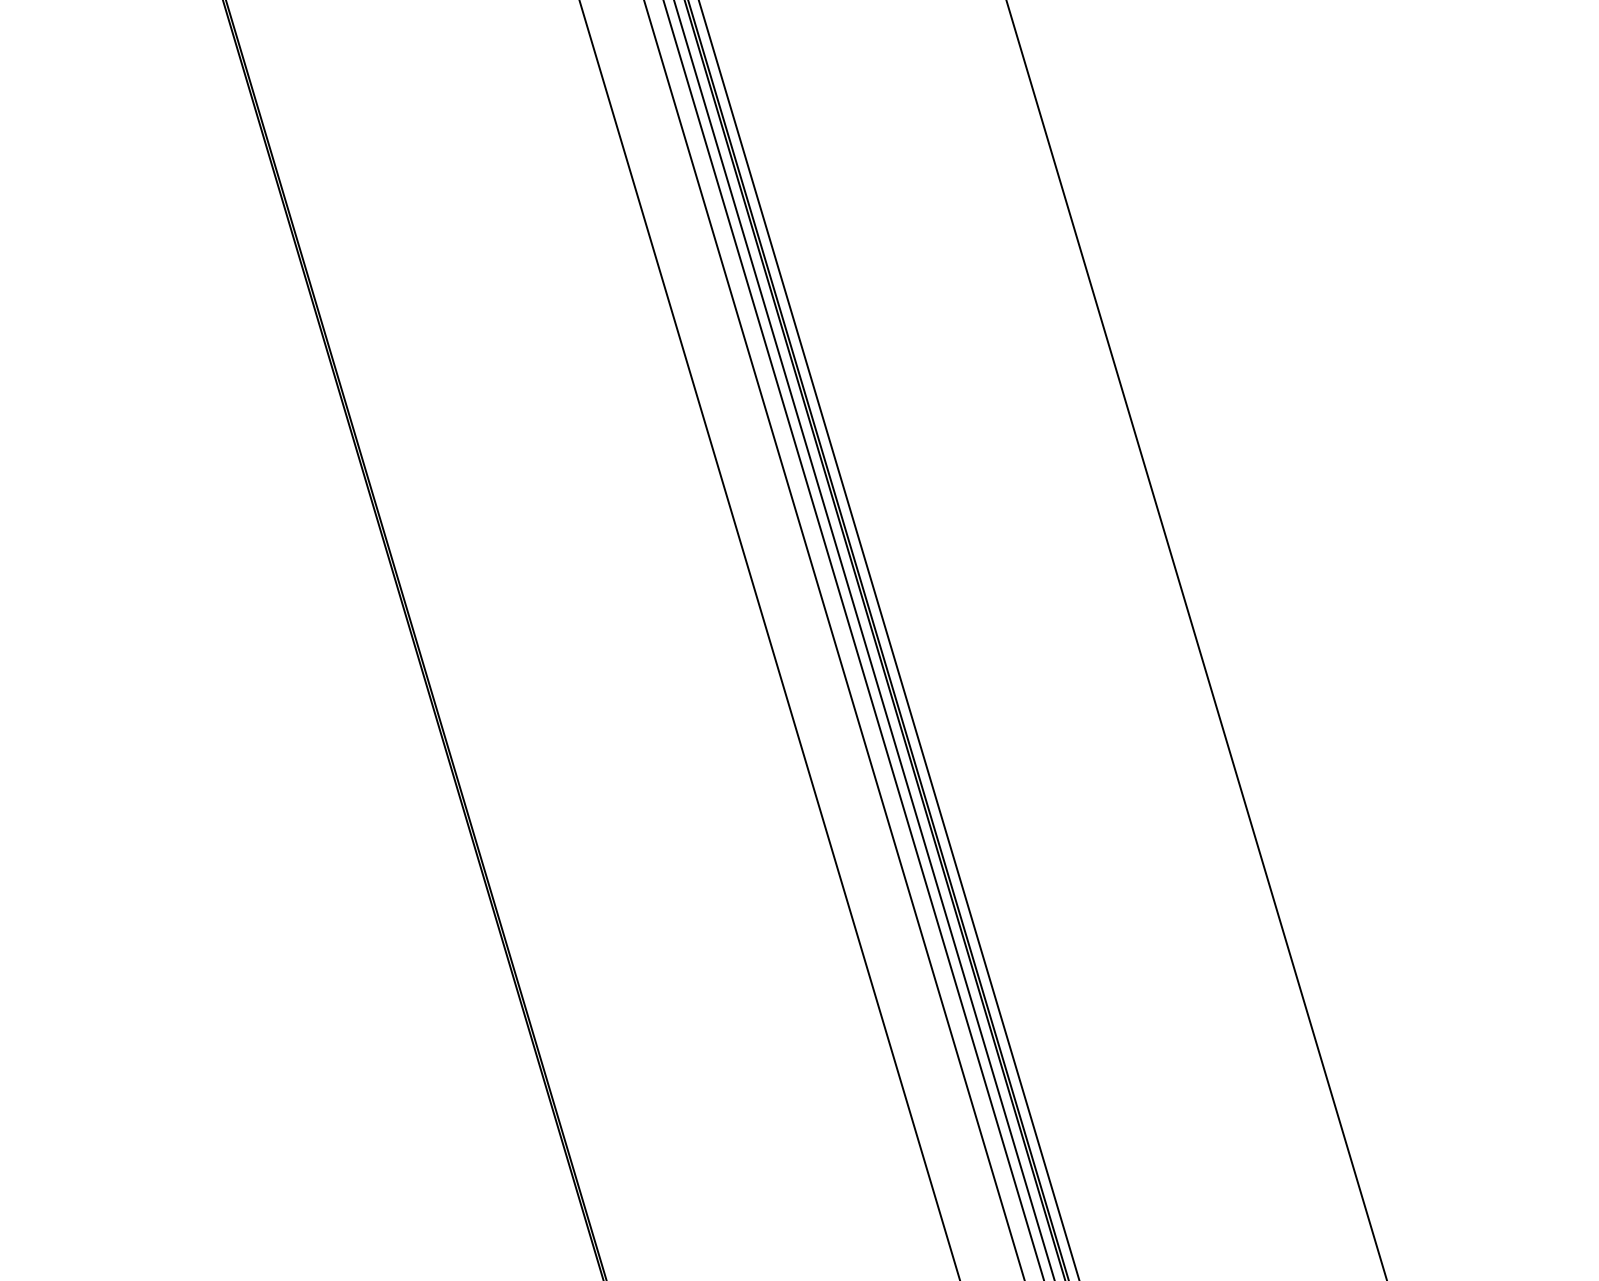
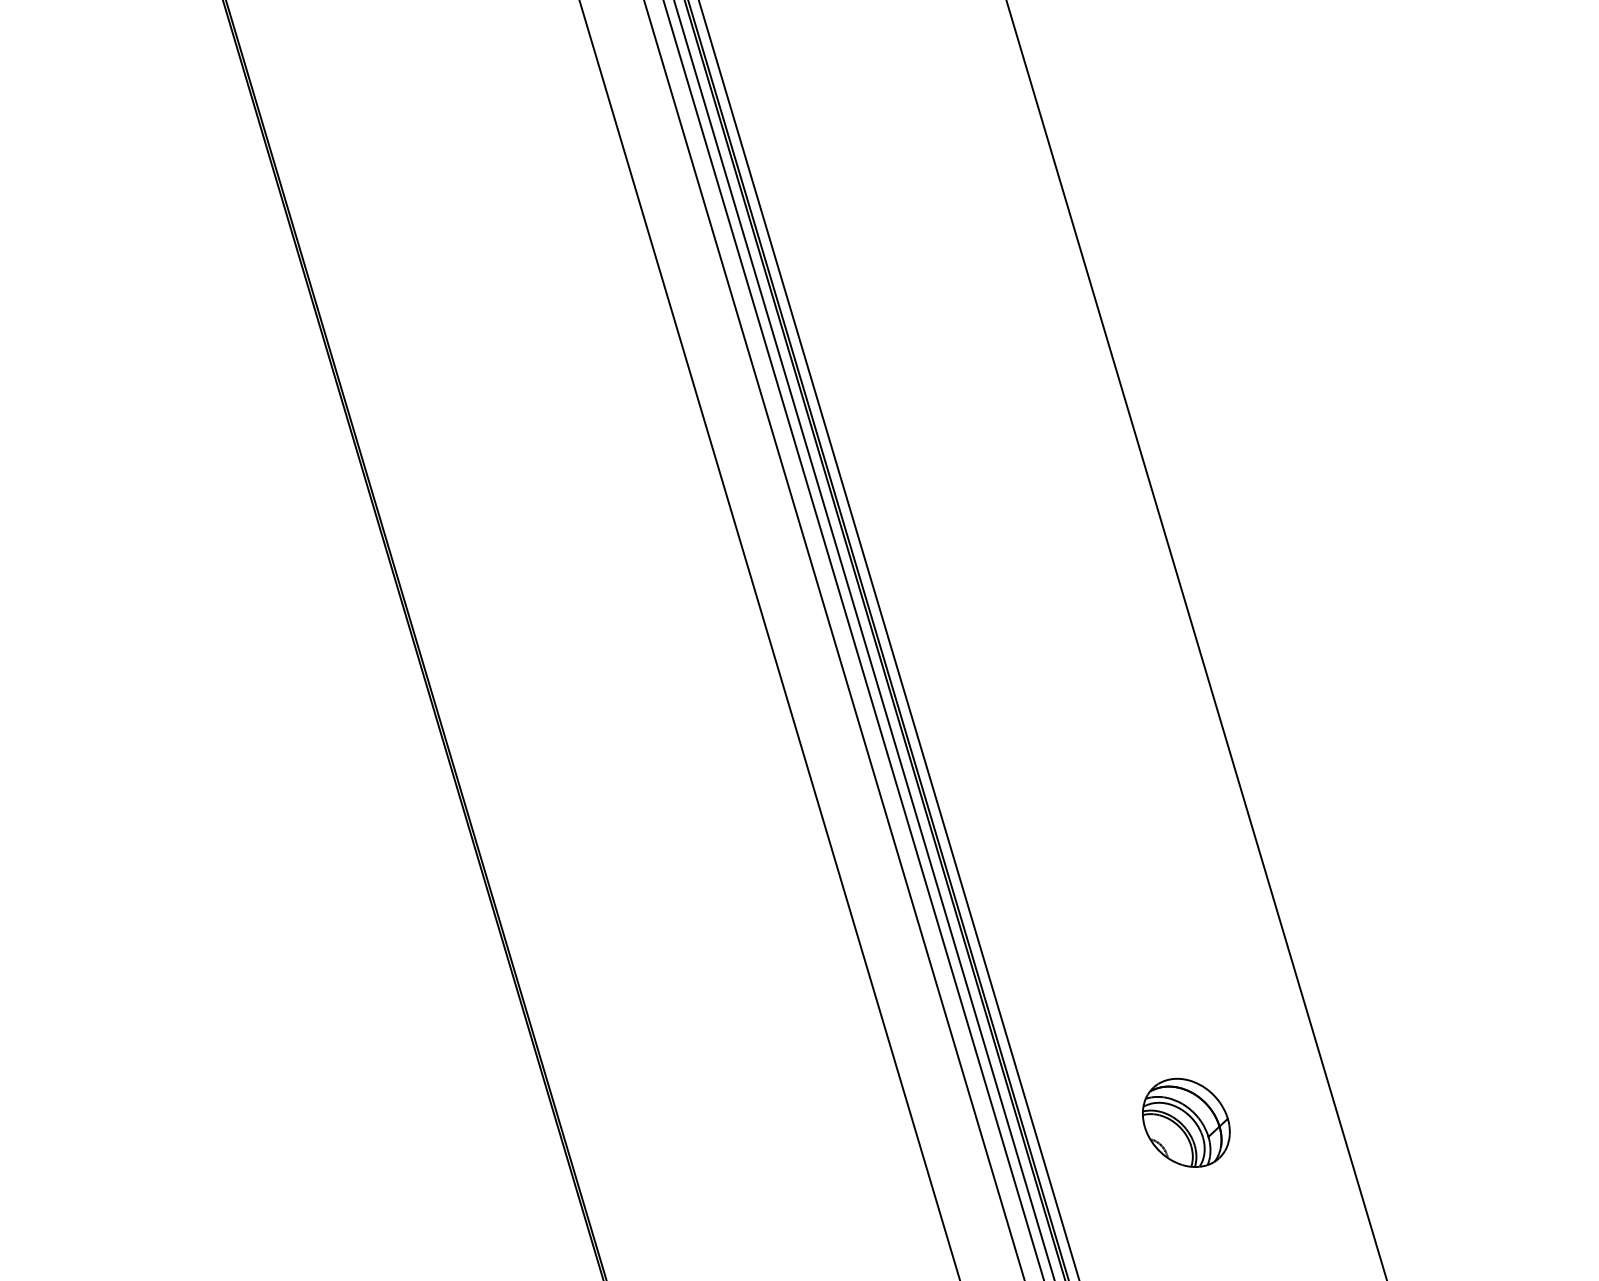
part: none -> present (1186, 1122)
